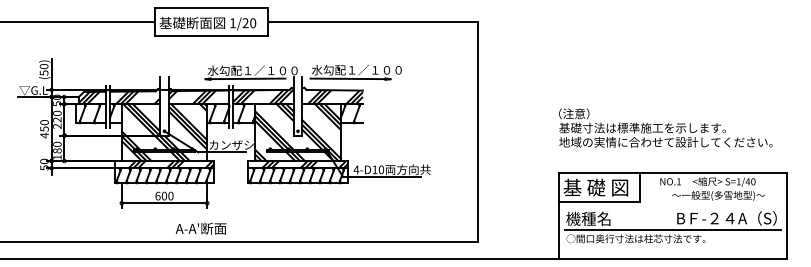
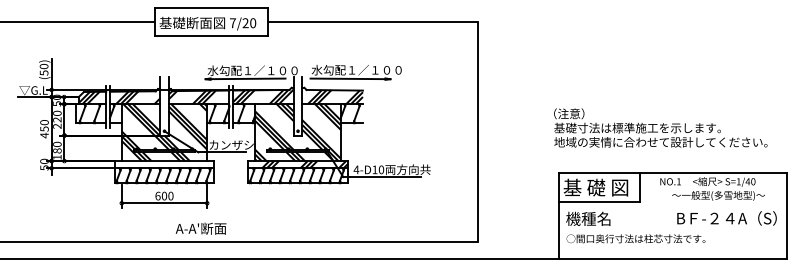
text: 1/20 -> 7/20 (232, 23)
text position: (665, 127) -> (660, 127) (660, 127)
hatch: present -> none (171, 164)
line: present -> none (672, 230)
